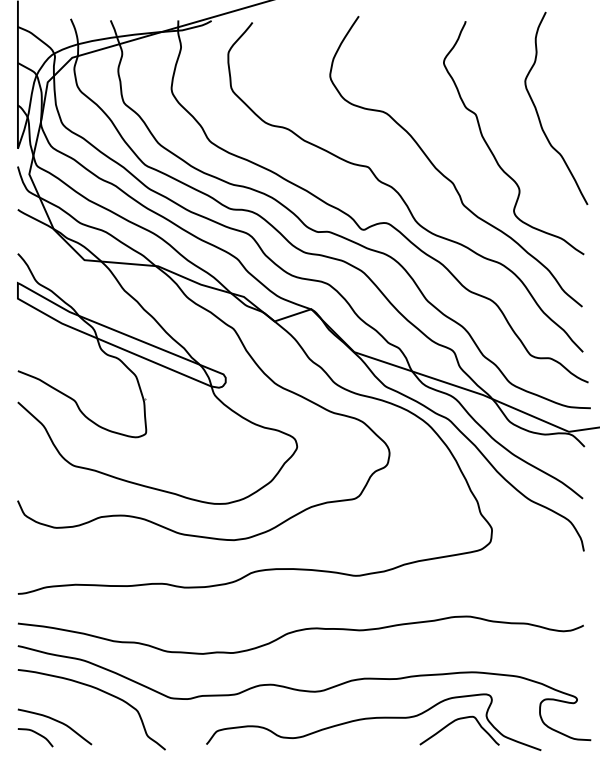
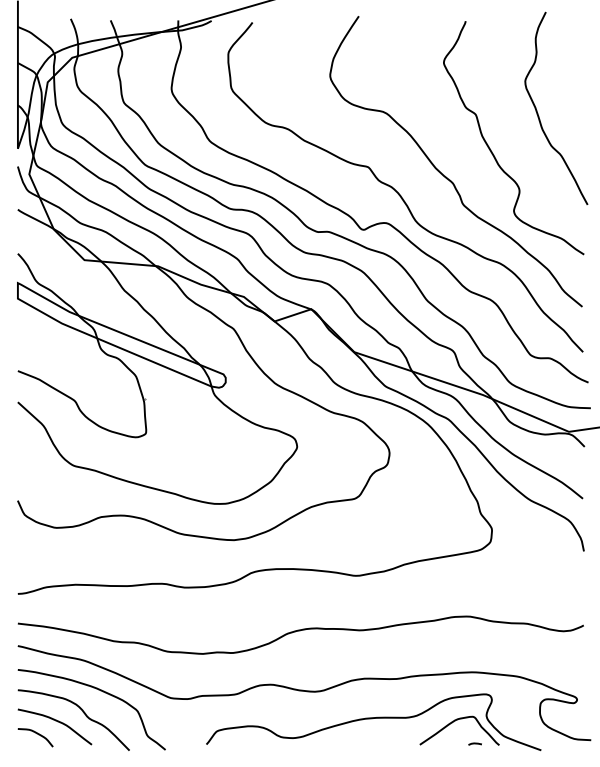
curve: none -> present (82, 712)
line: none -> present (474, 743)
